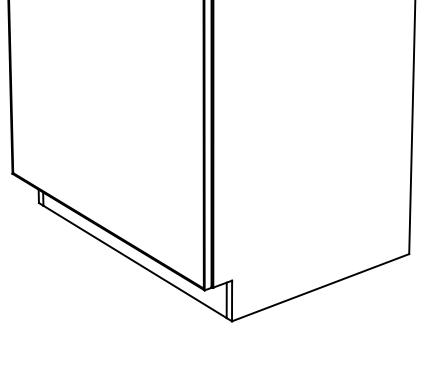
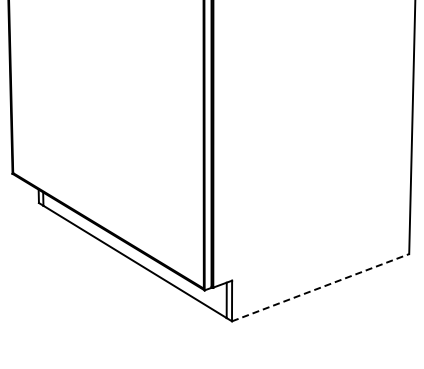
line: solid -> dashed (320, 287)
